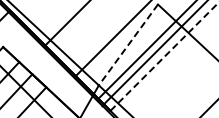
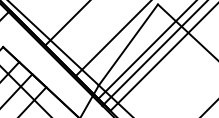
line: dashed -> solid (128, 45)
line: dashed -> solid (164, 56)
